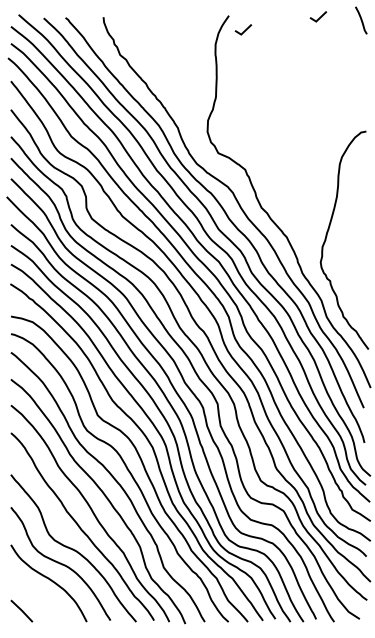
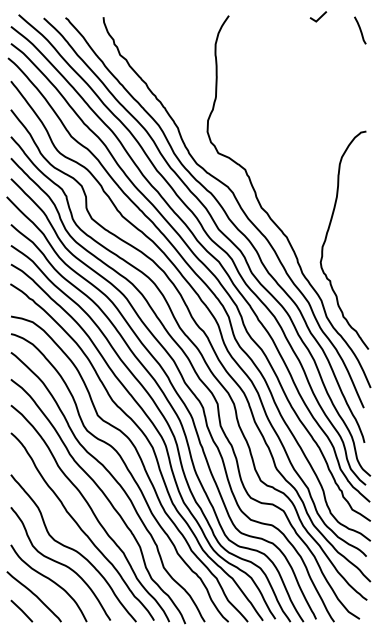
line position: (361, 20) -> (360, 30) (360, 30)
line: present -> none (244, 30)
curve: none -> present (34, 595)
